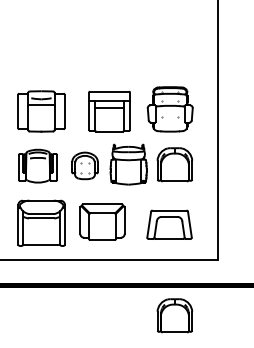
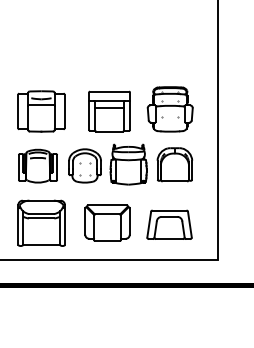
part size: 28x30 px -> 34x36 px (84, 165)
part position: (102, 221) -> (107, 222) (107, 222)
part: present -> none (174, 315)
